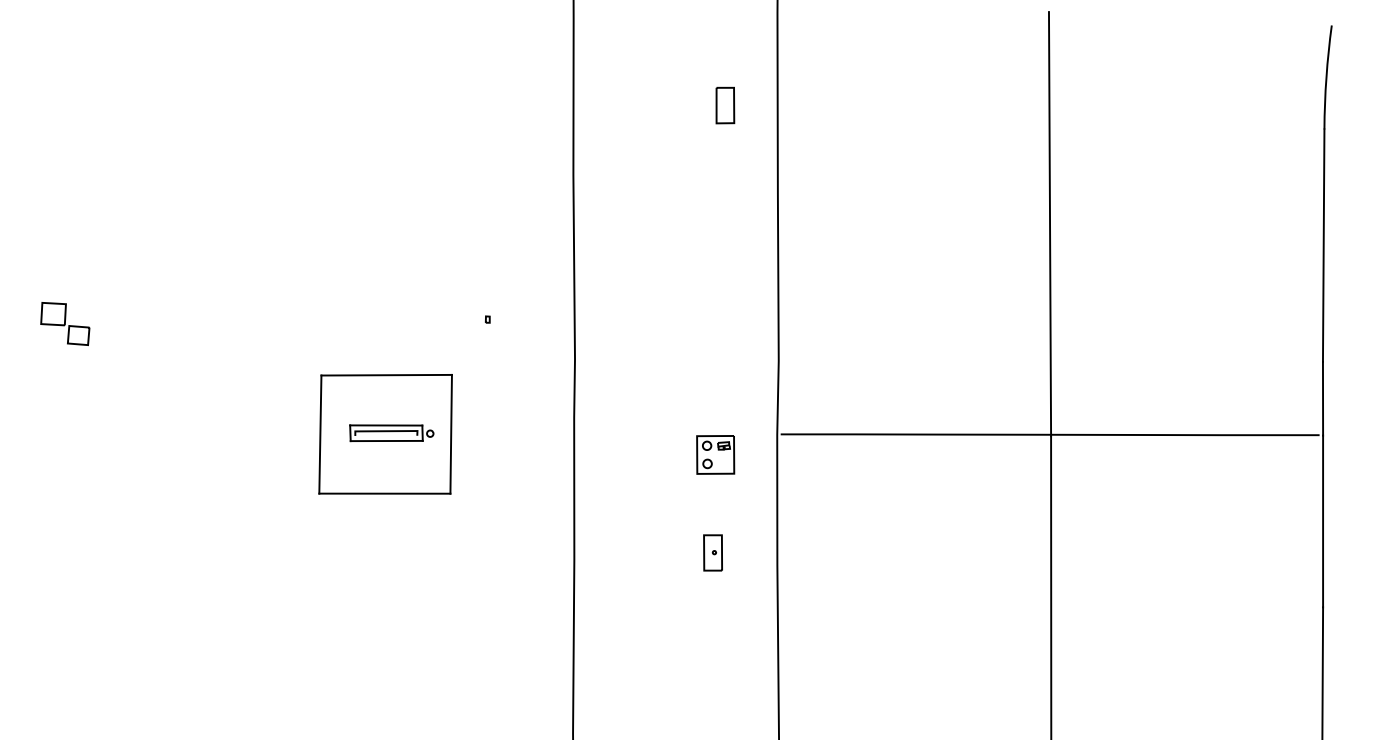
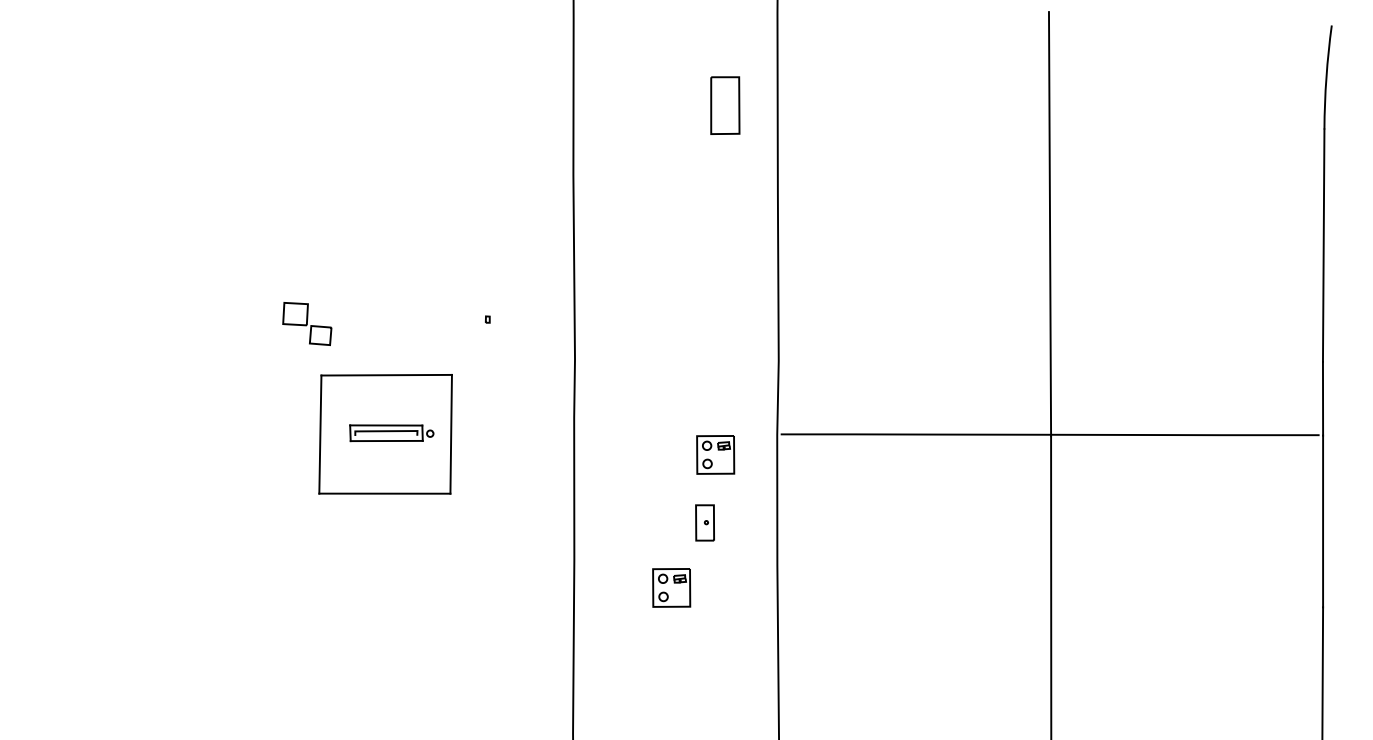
part size: 21x39 px -> 31x59 px (725, 105)
part position: (65, 323) -> (307, 323) (307, 323)
part position: (712, 552) -> (704, 522) (704, 522)
part: none -> present (671, 587)
